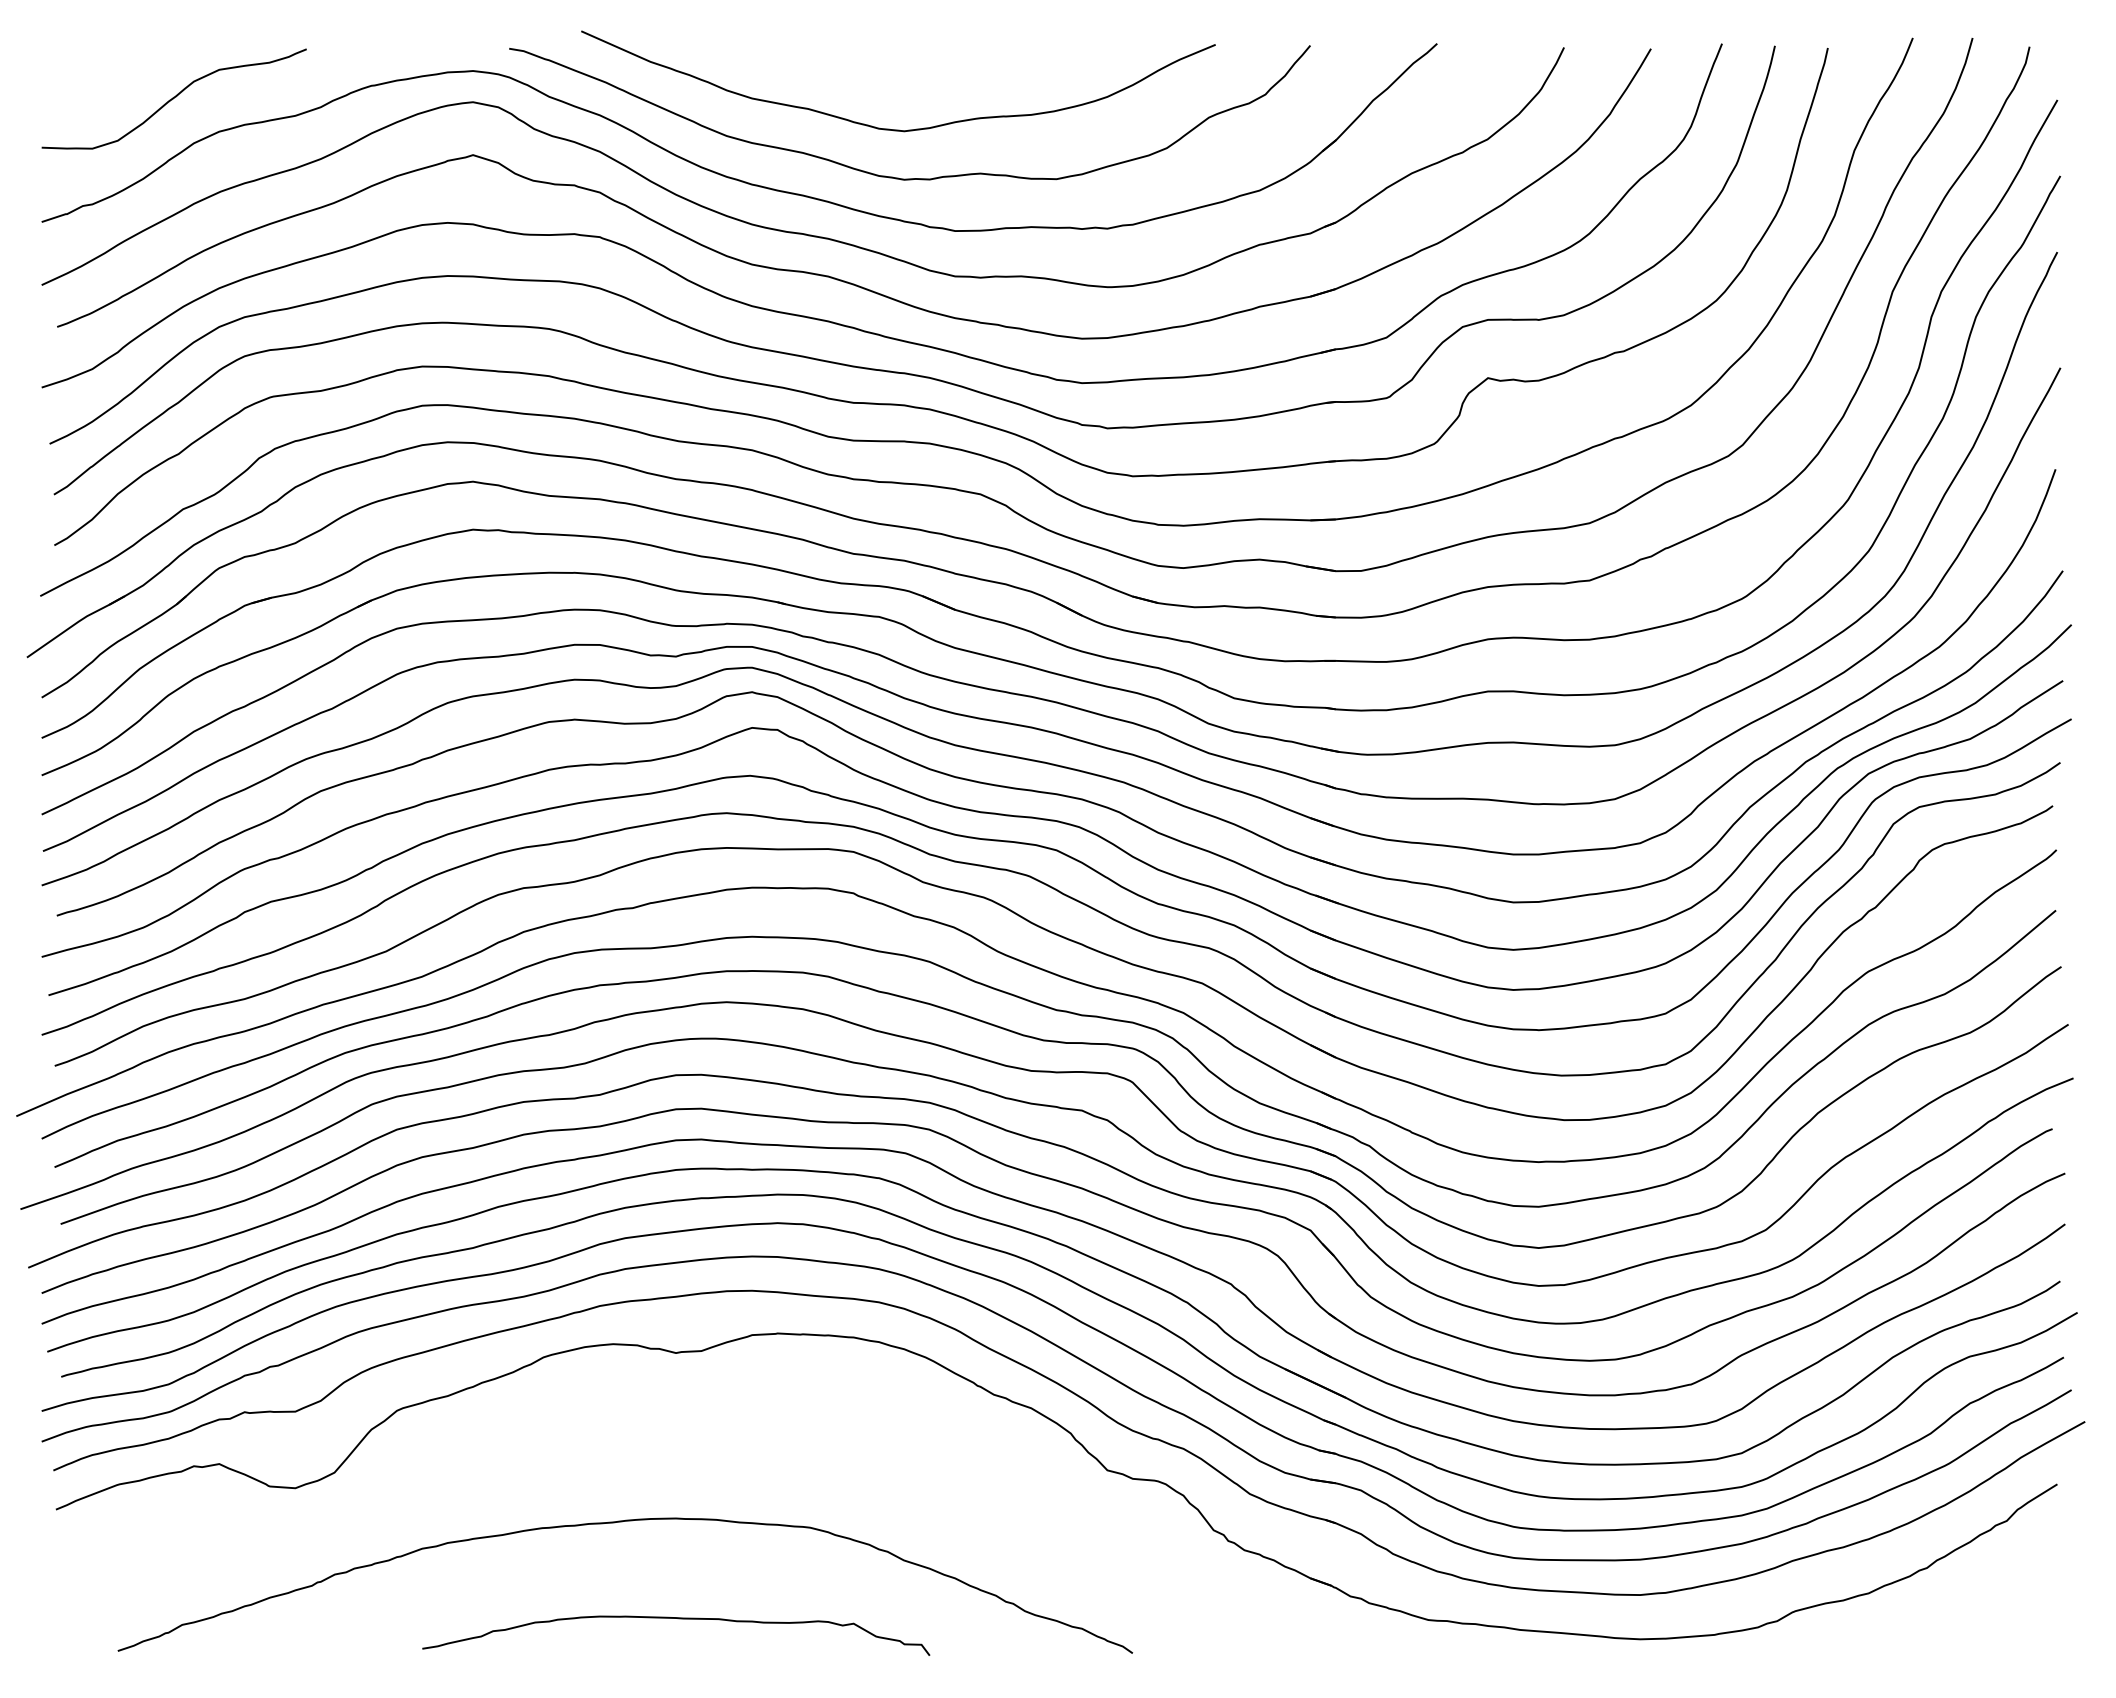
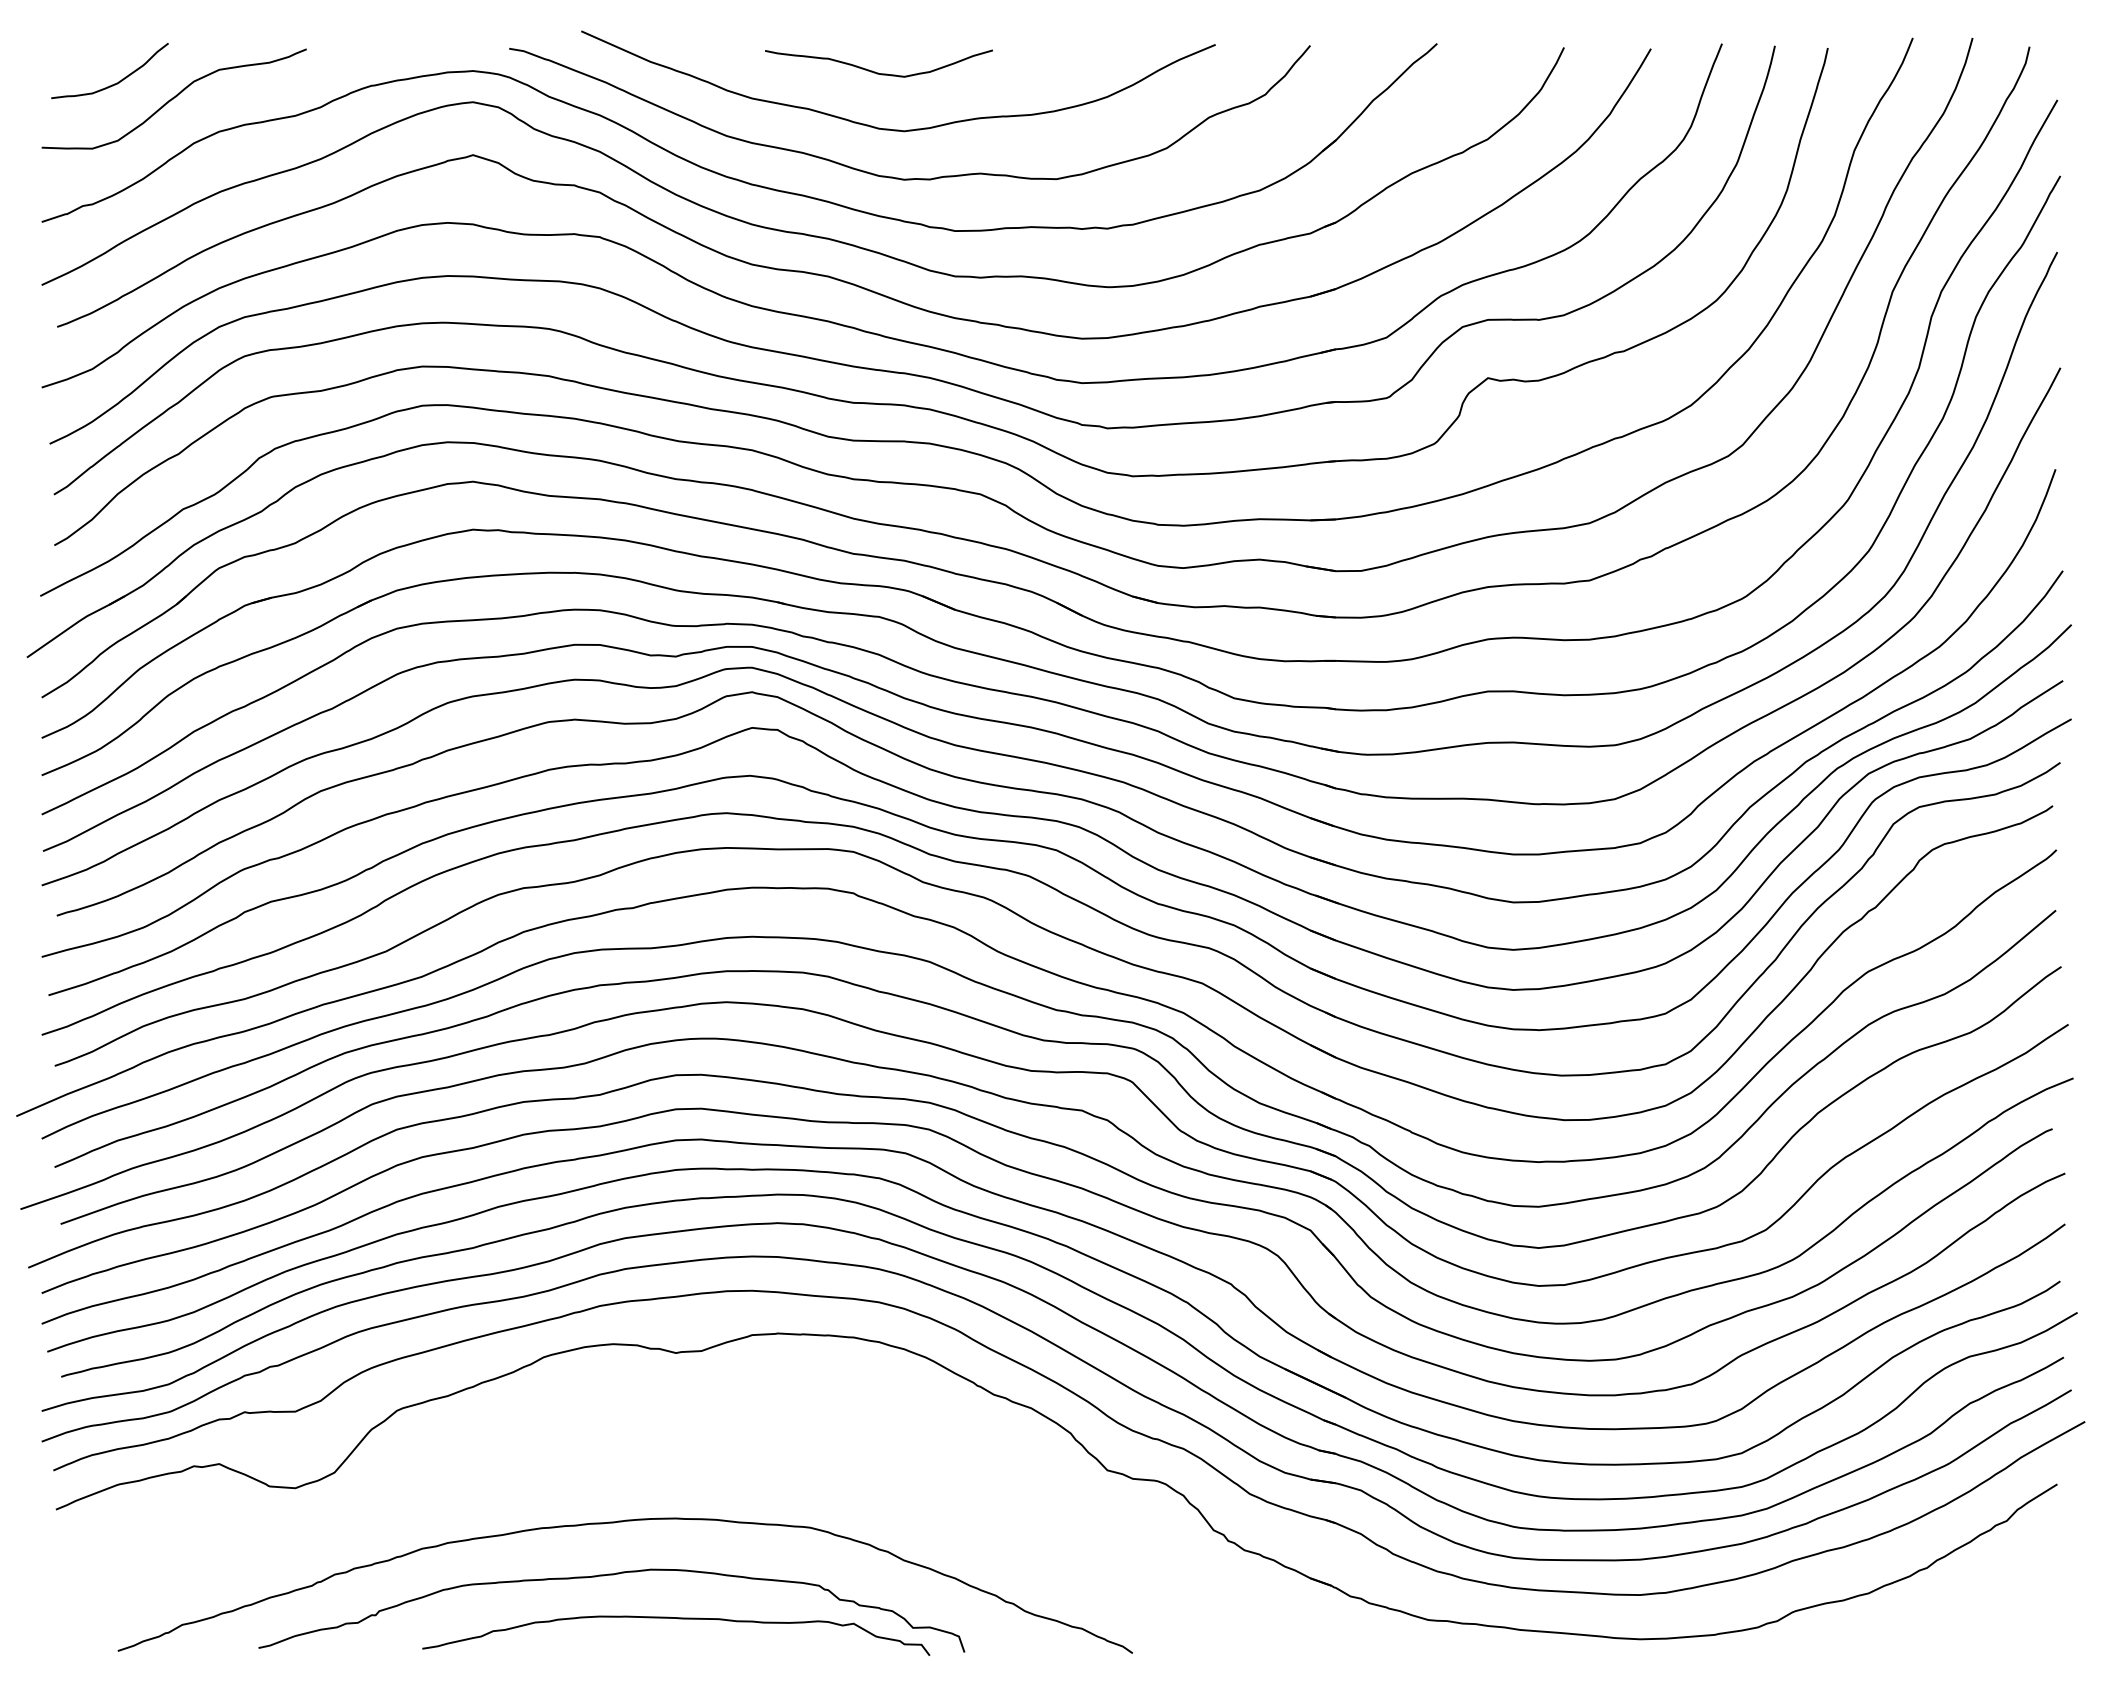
curve: none -> present (875, 71)
curve: none -> present (114, 83)
curve: none -> present (604, 1576)
